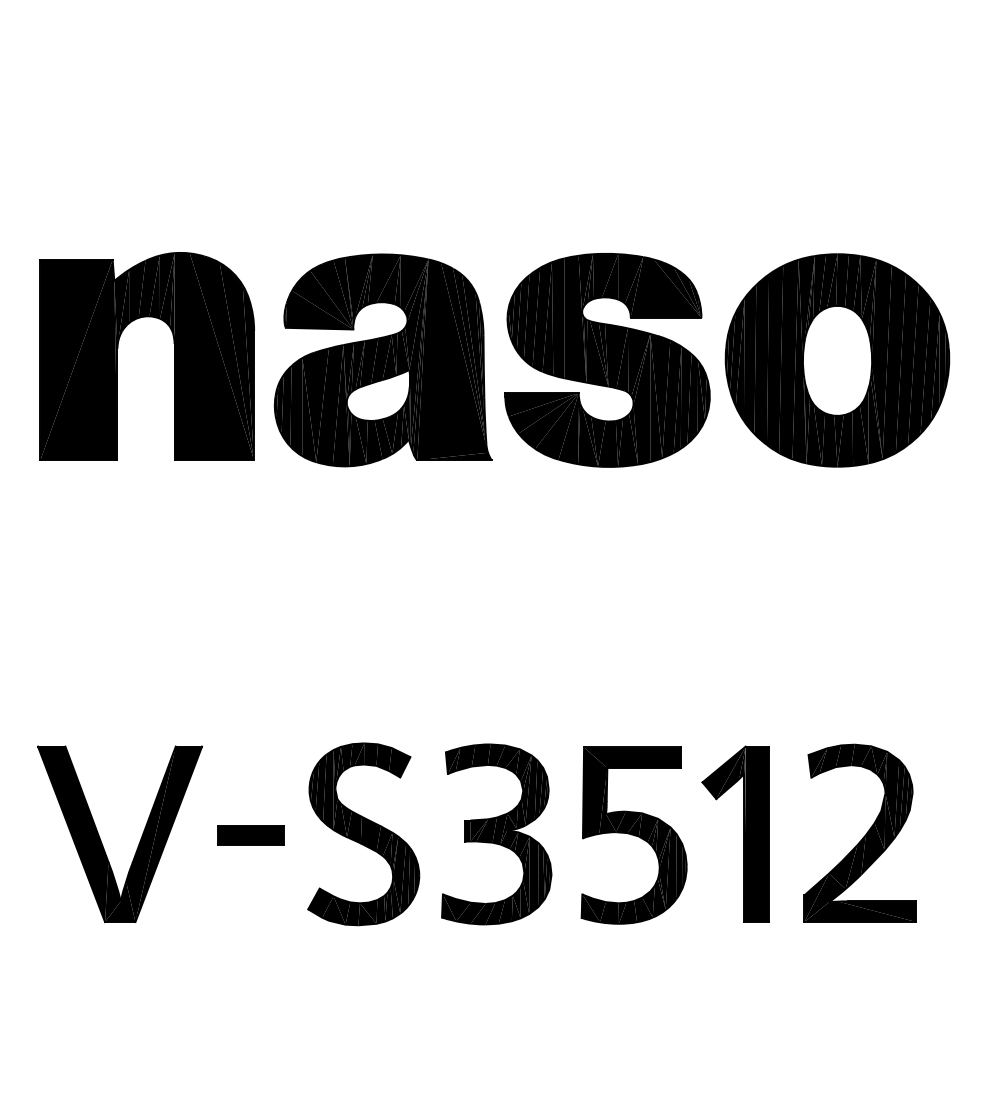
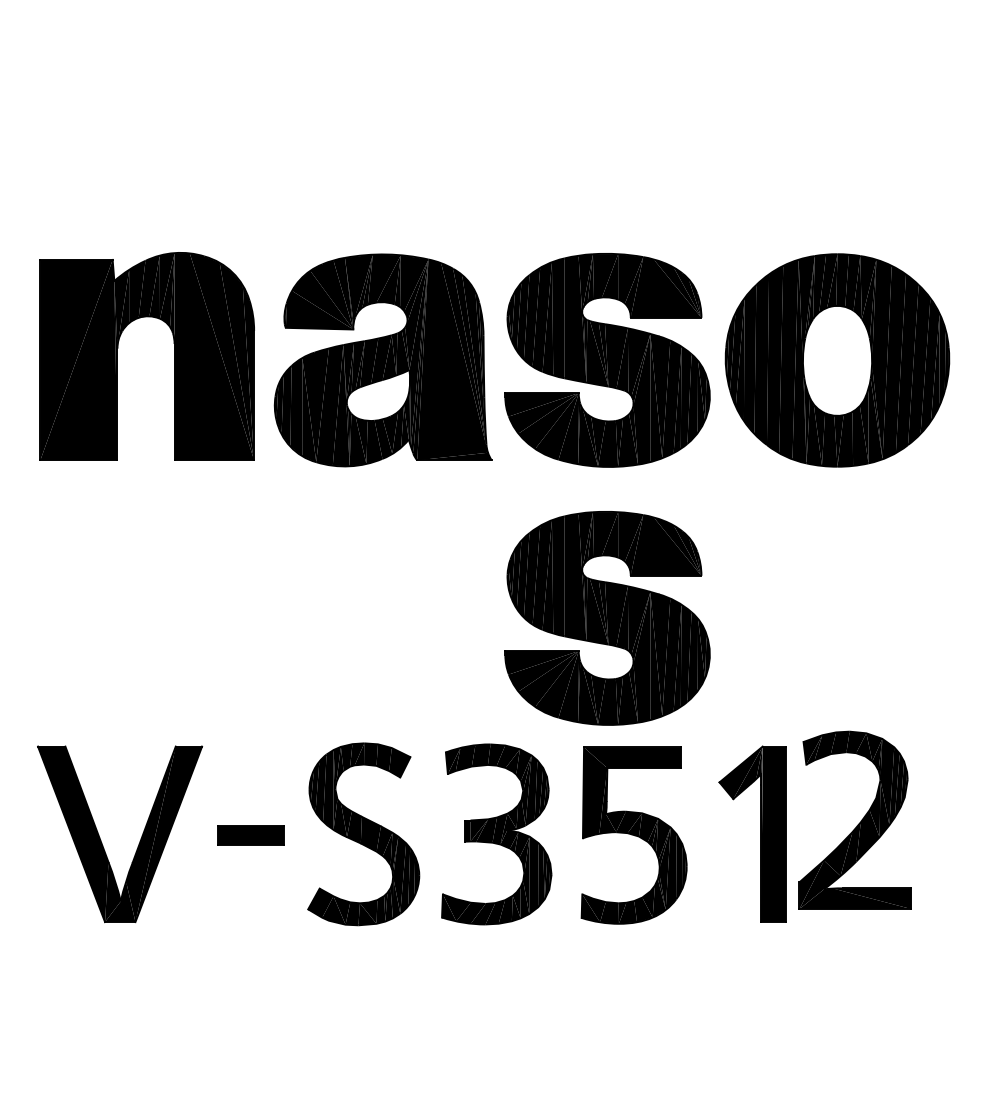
part: none -> present (607, 618)
part position: (859, 832) -> (854, 819) (854, 819)
part position: (743, 833) -> (760, 833) (760, 833)
